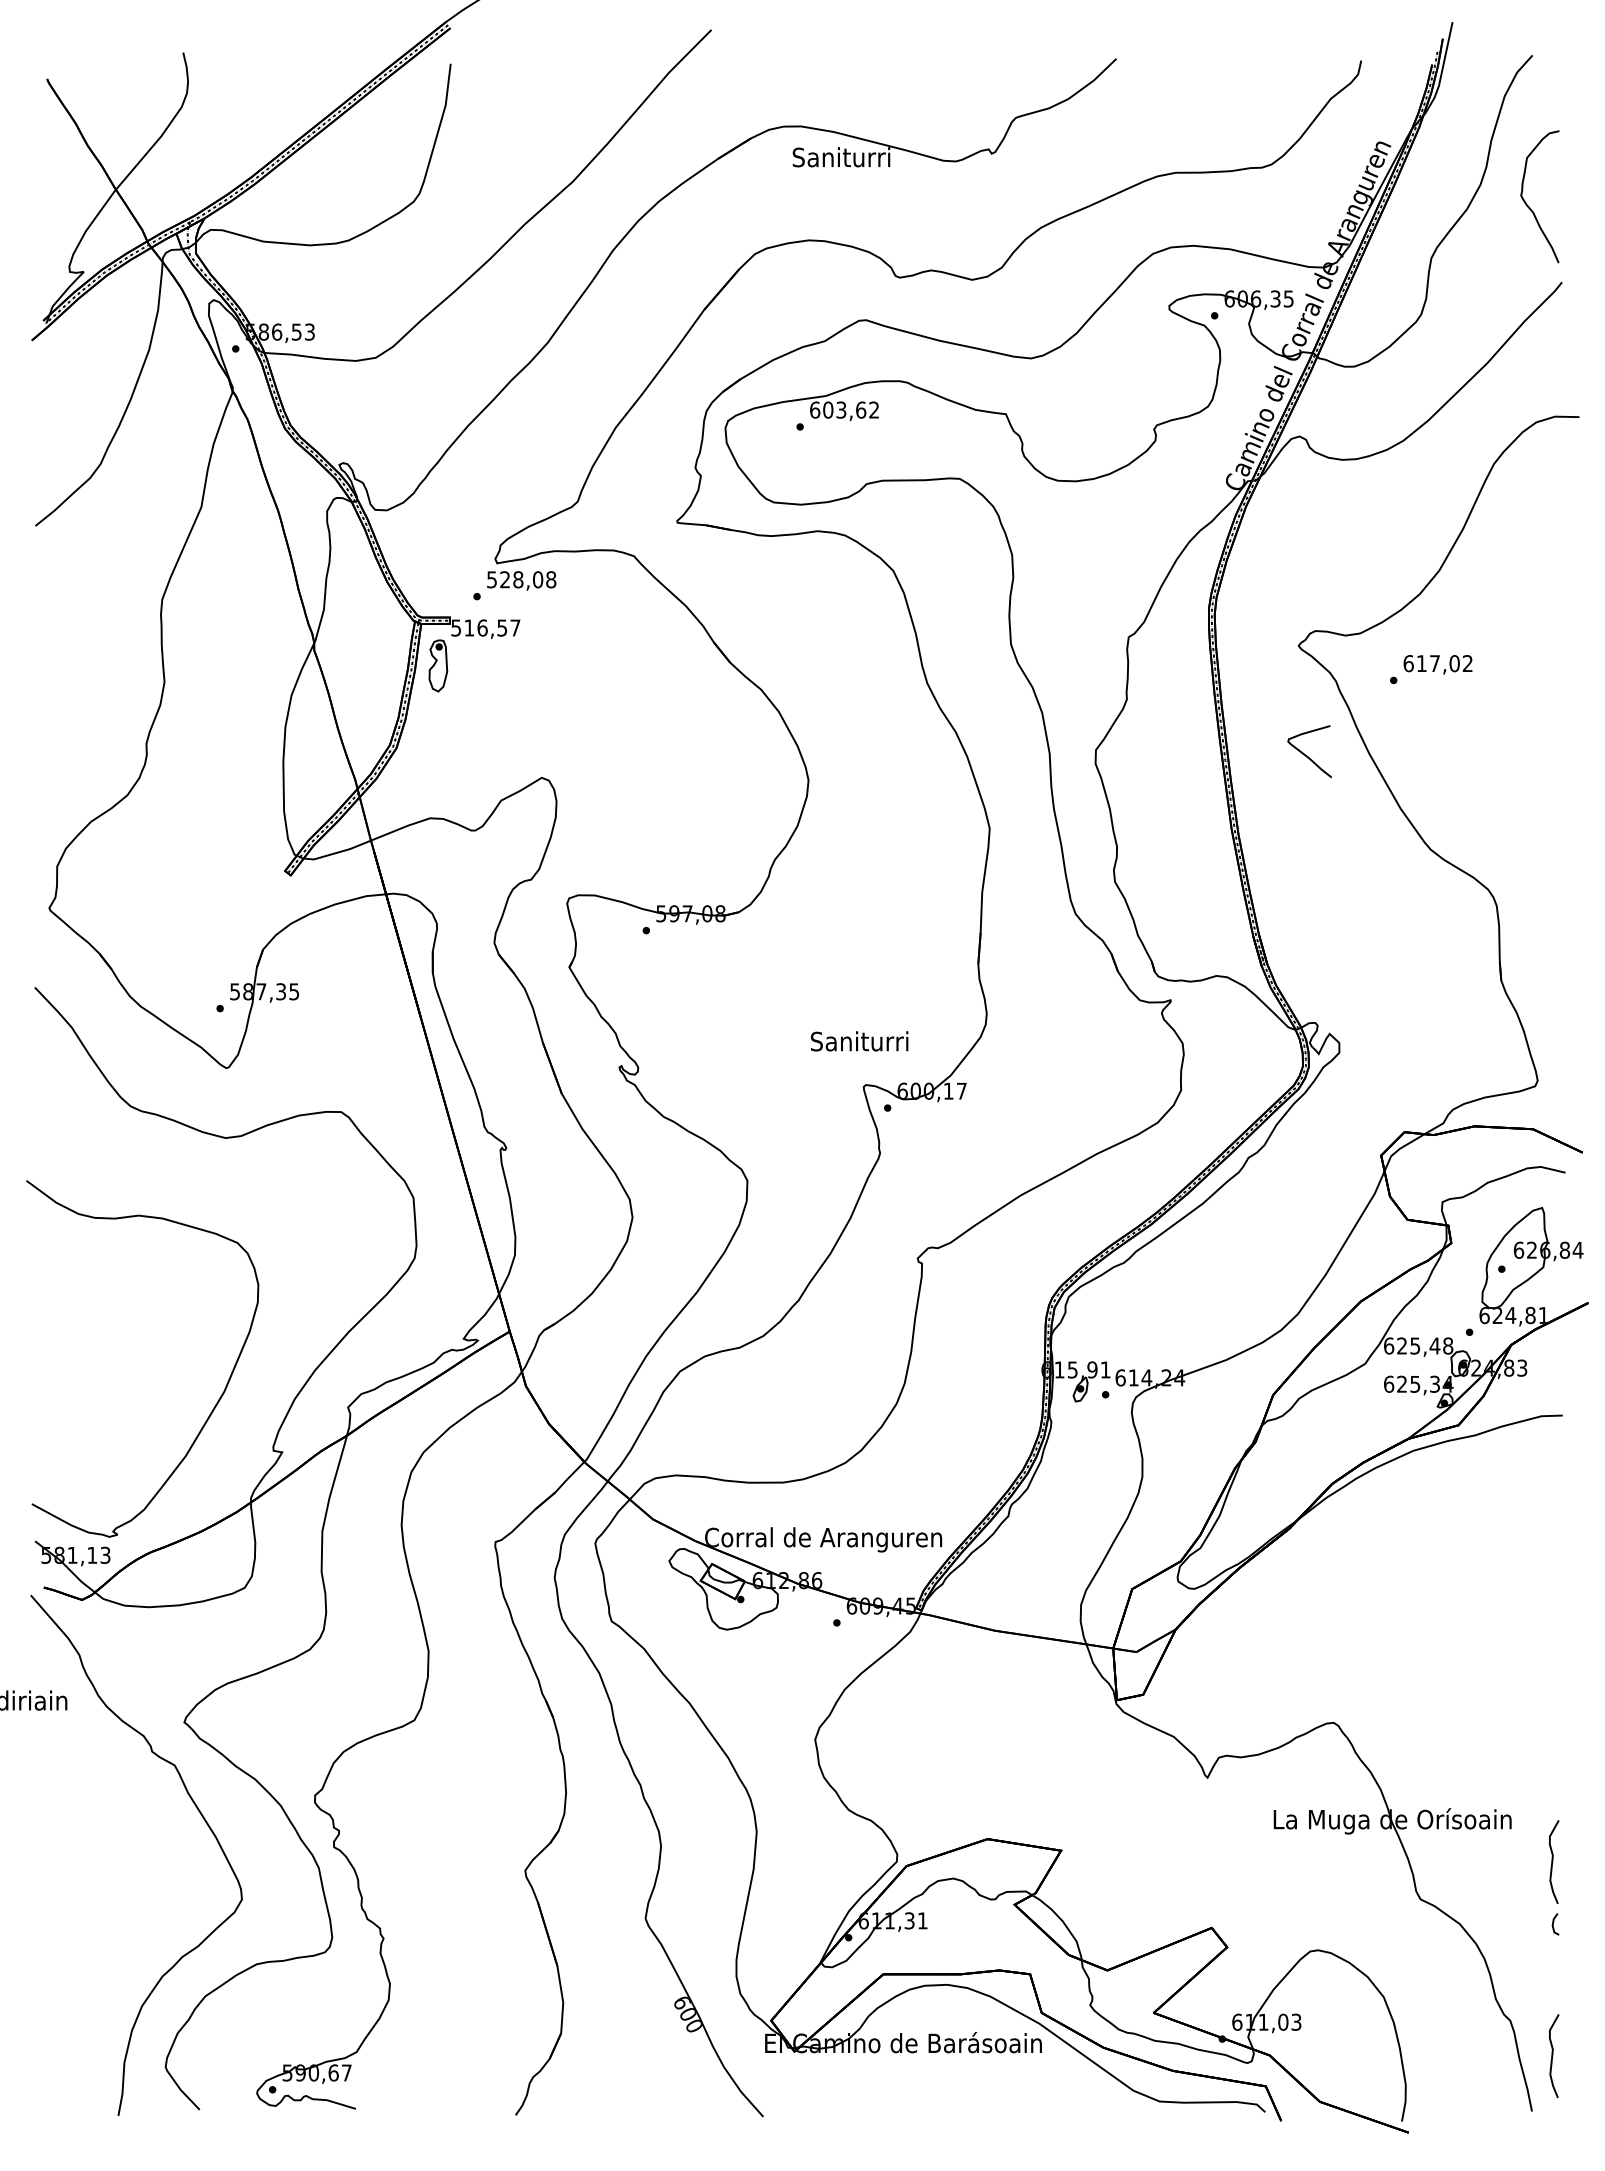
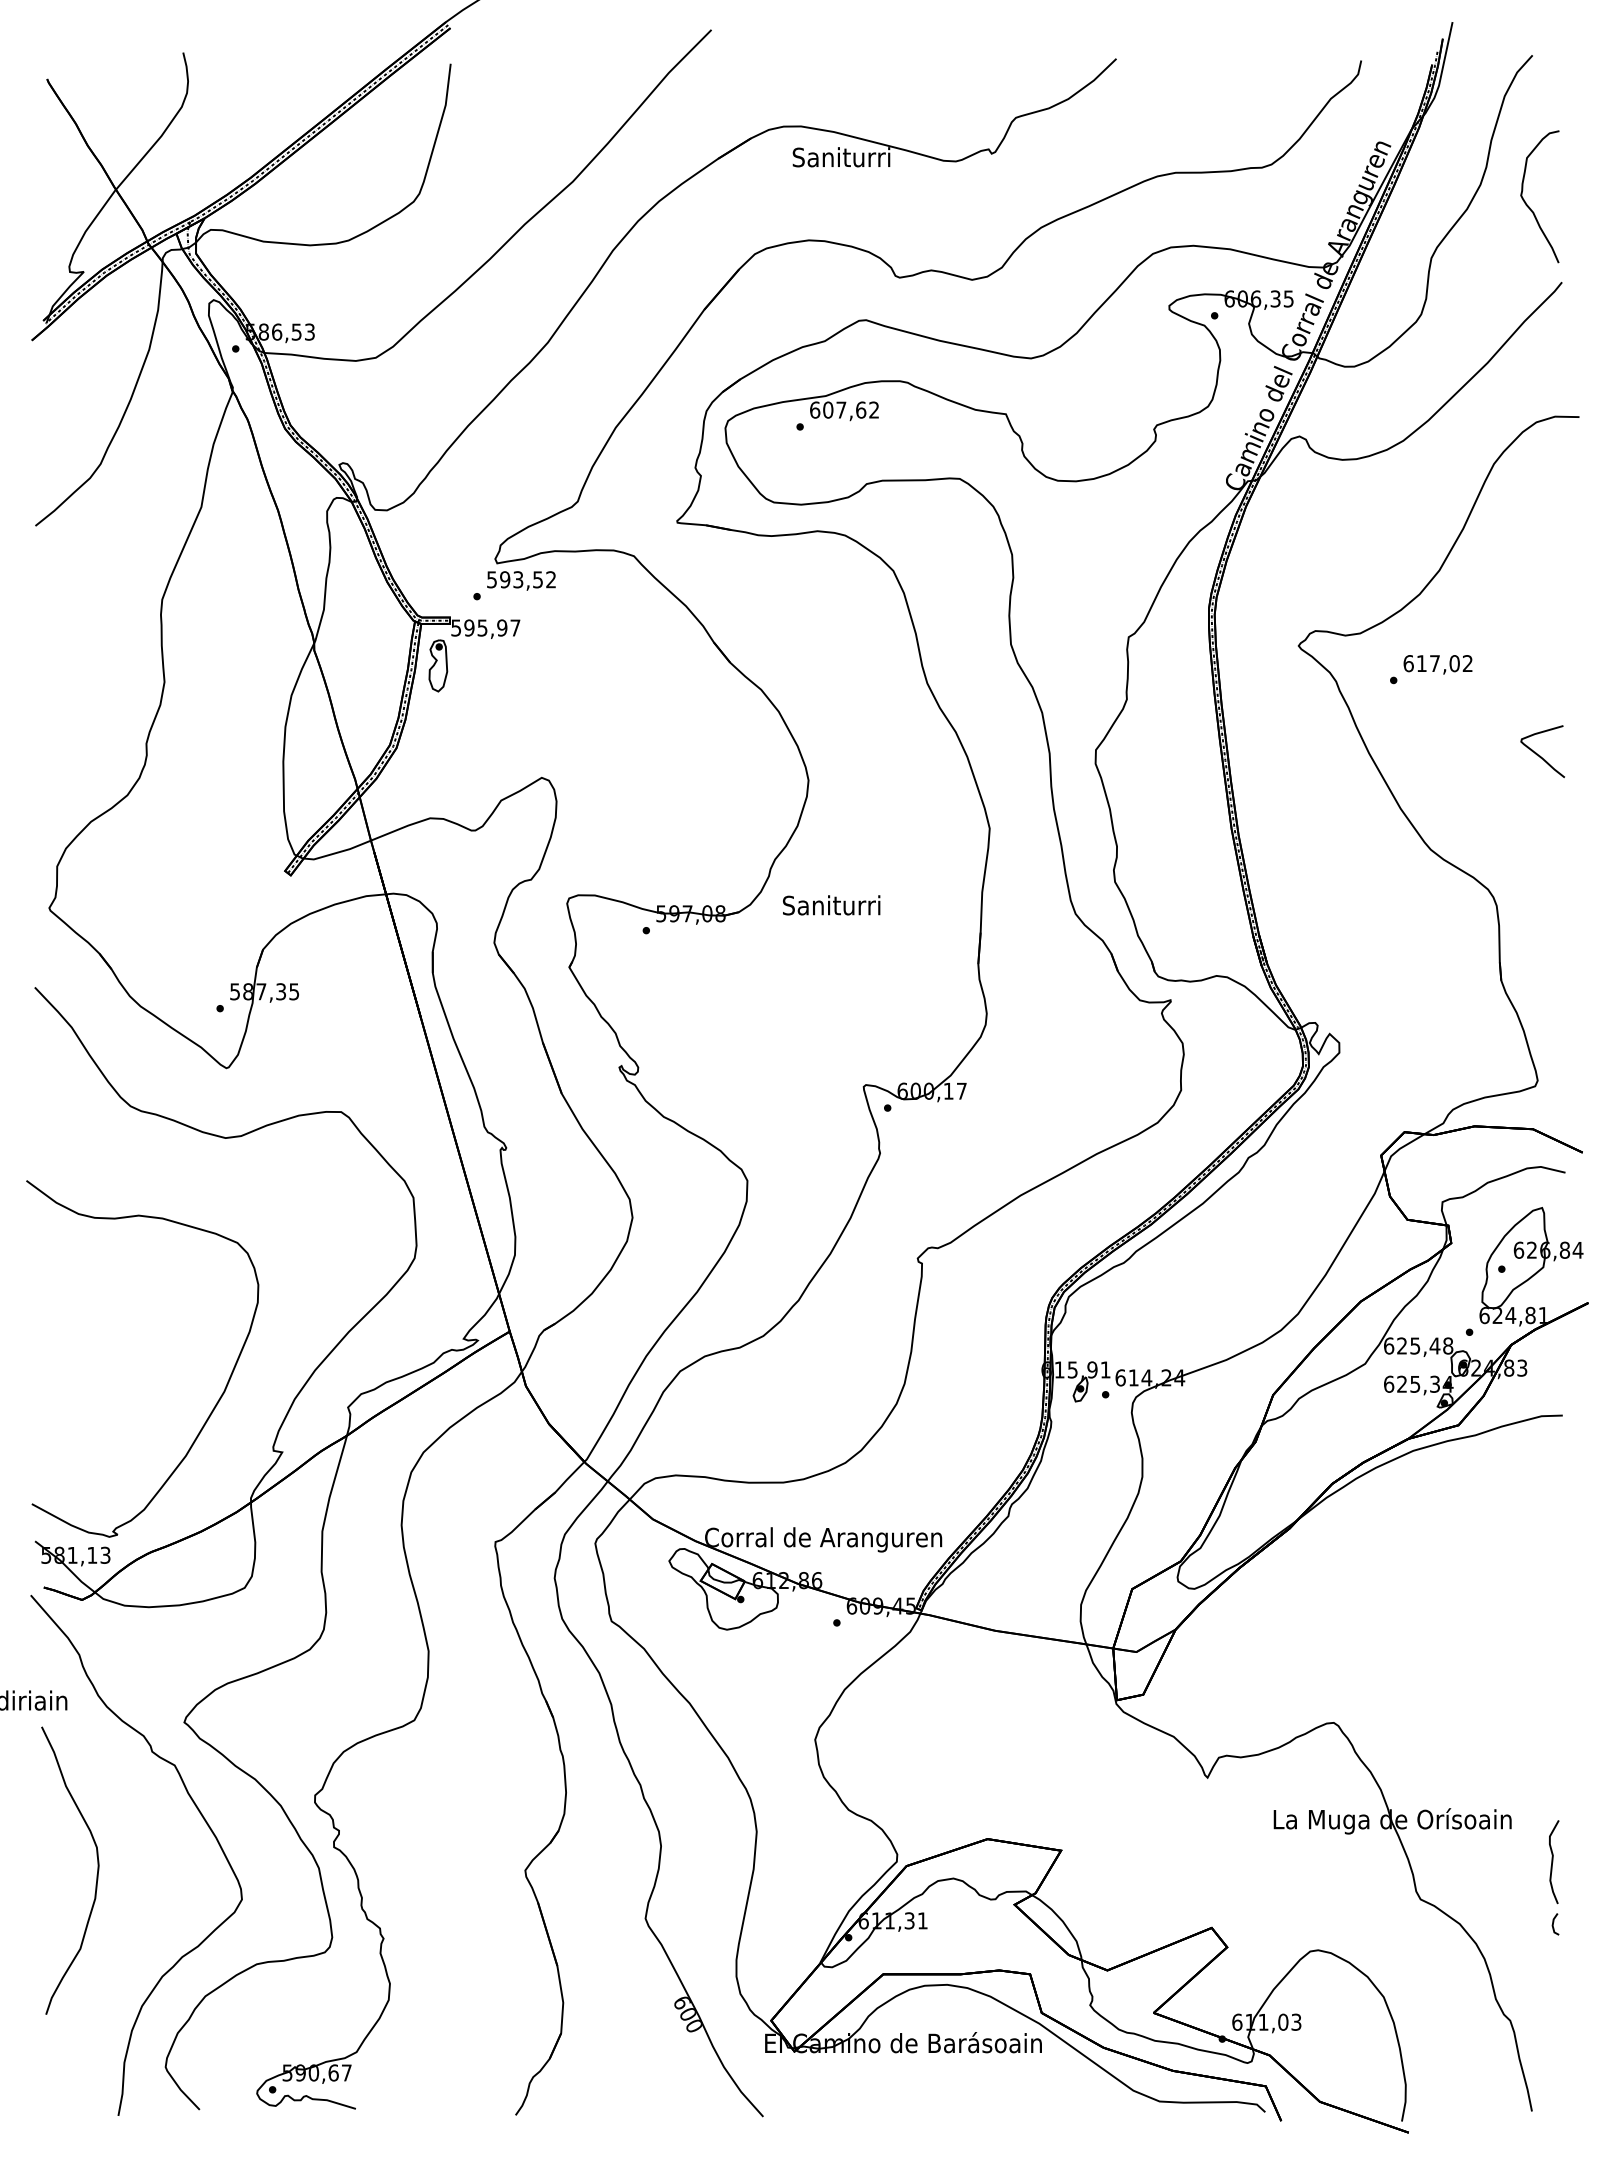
text: 603,62 -> 607,62 (841, 409)
text: 528,08 -> 593,52 (528, 579)
text: 516,57 -> 595,97 (485, 627)
curve position: (1307, 755) -> (1540, 755) (1540, 755)
text position: (859, 1041) -> (831, 905) (831, 905)
curve: none -> present (96, 1874)
curve: present -> none (1553, 2056)
